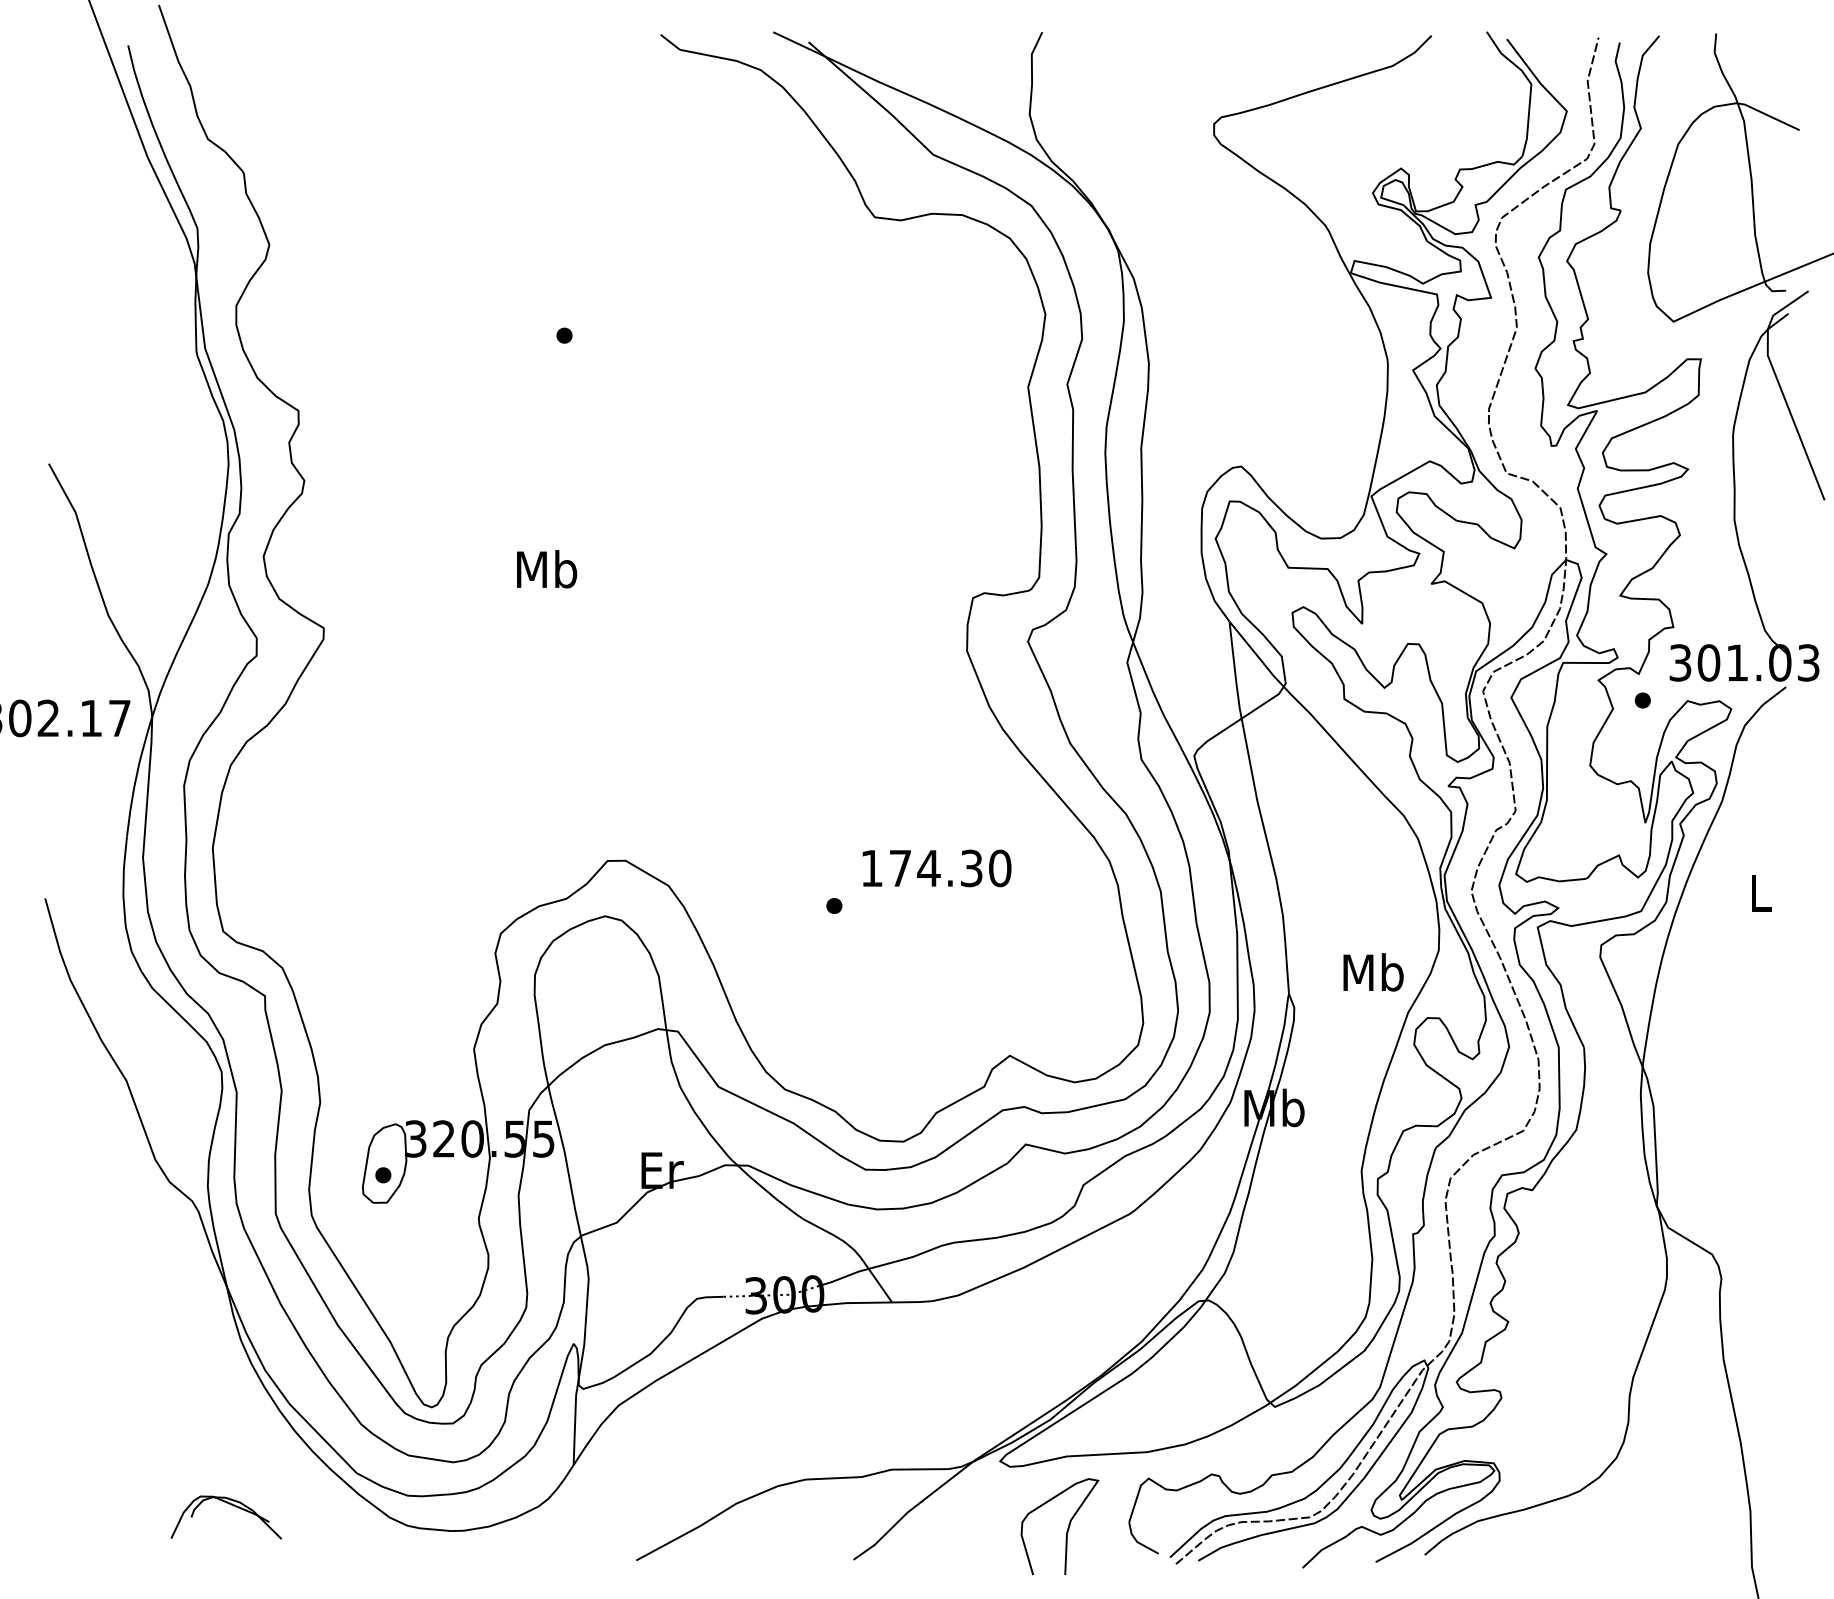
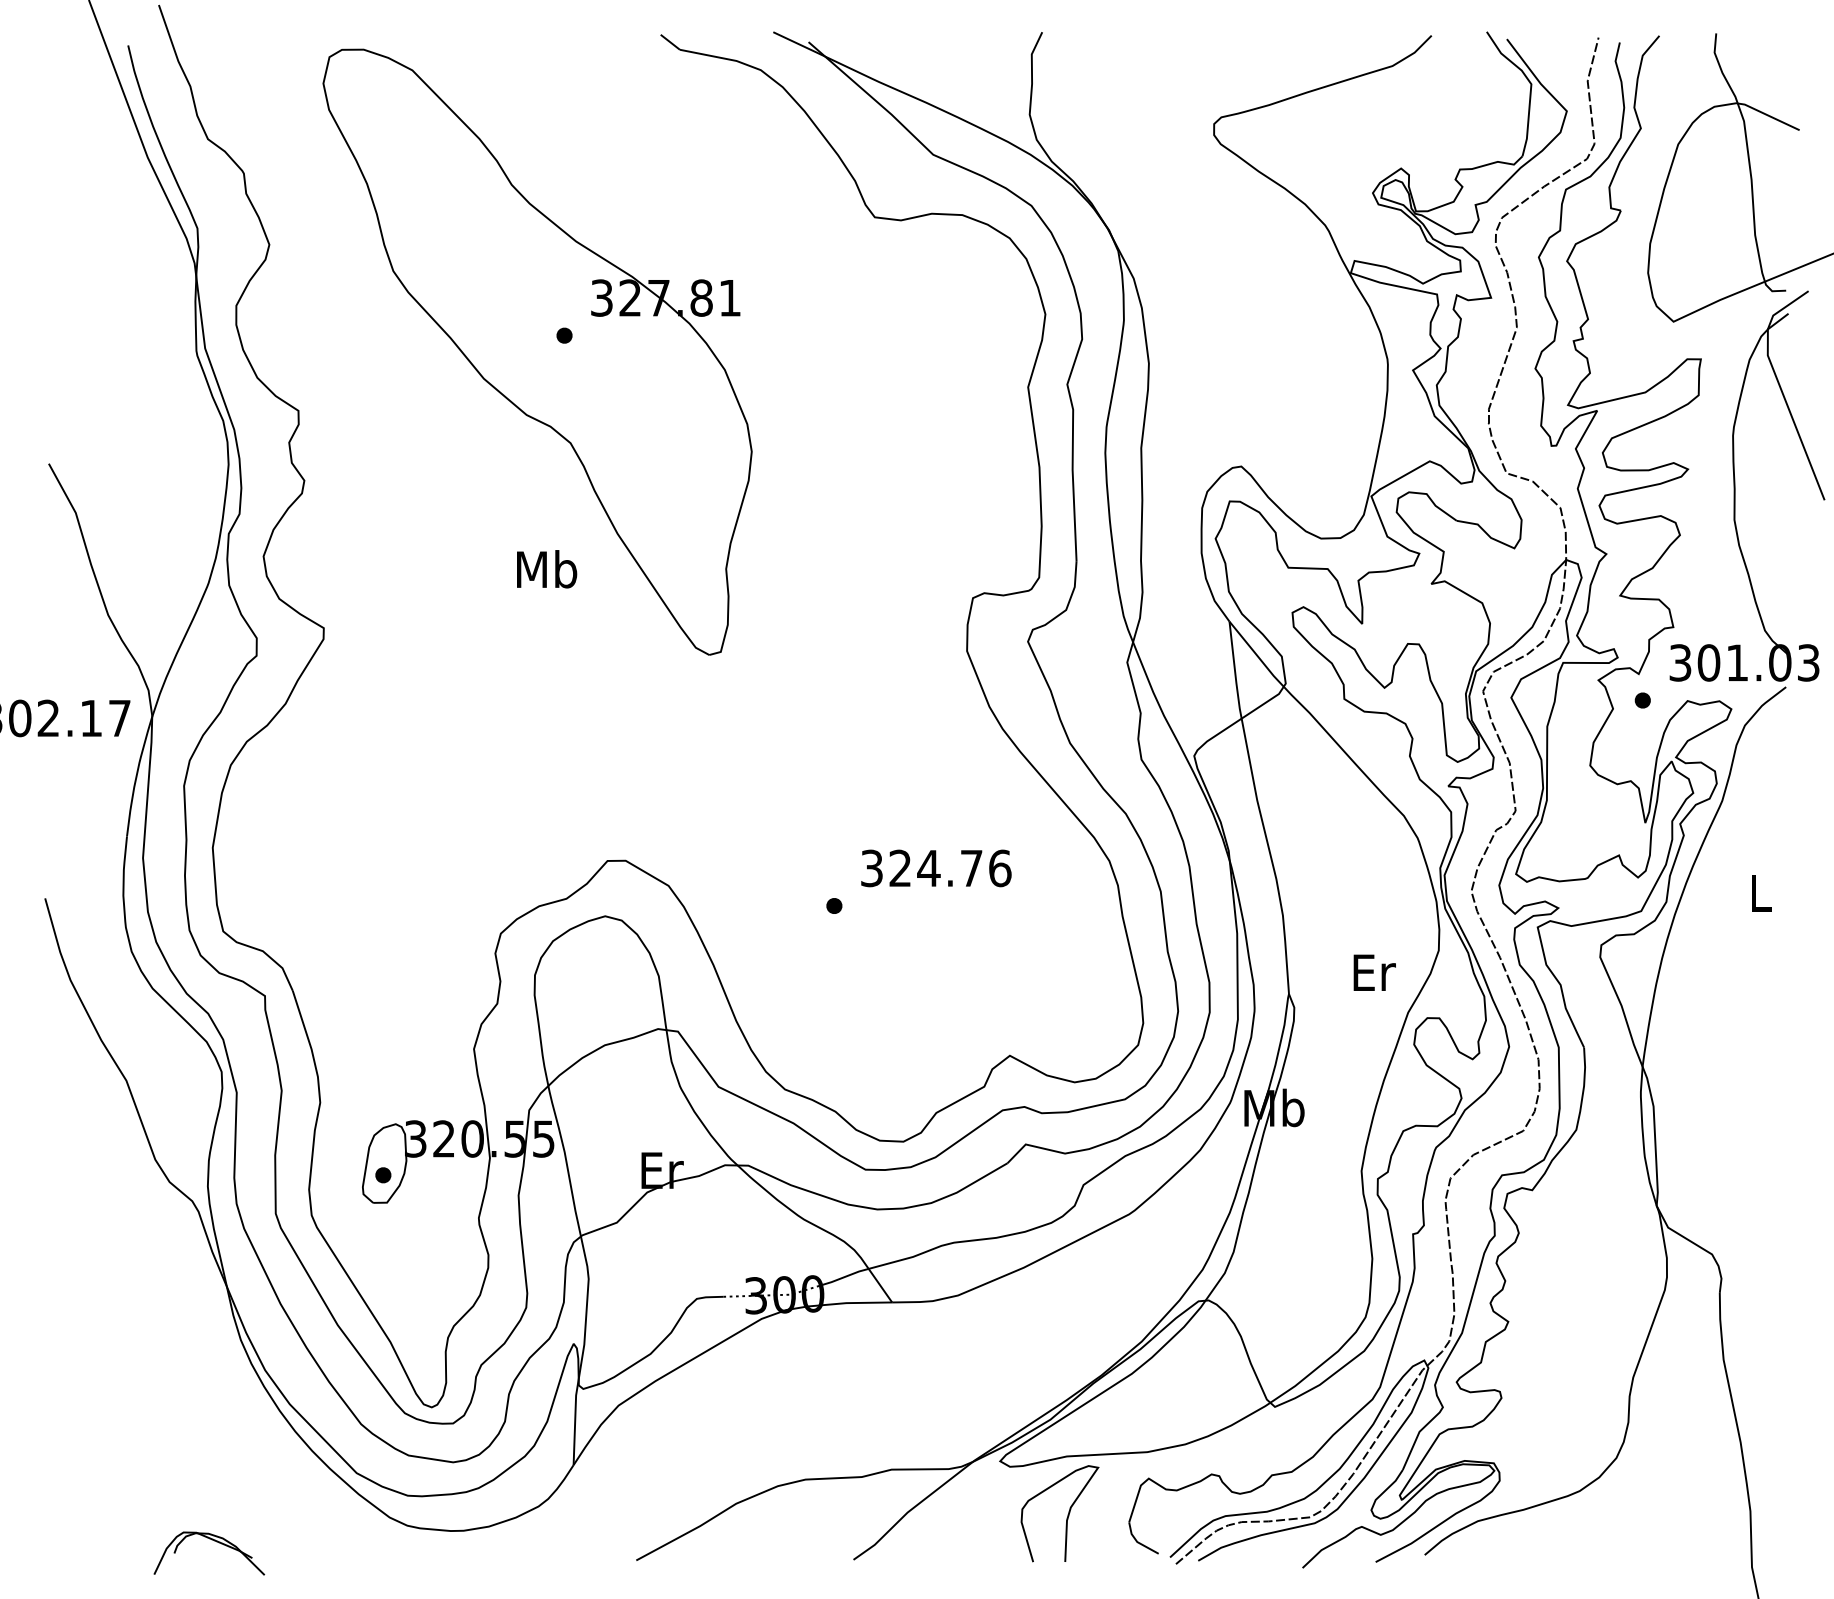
part: none -> present (537, 351)
text: 174.30 -> 324.76 (936, 868)
text: Mb -> Er (1373, 972)
part position: (231, 1505) -> (214, 1541) (214, 1541)
curve position: (1067, 1527) -> (1067, 1514) (1067, 1514)
